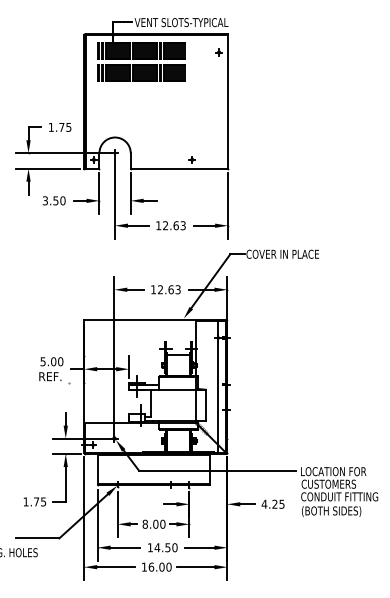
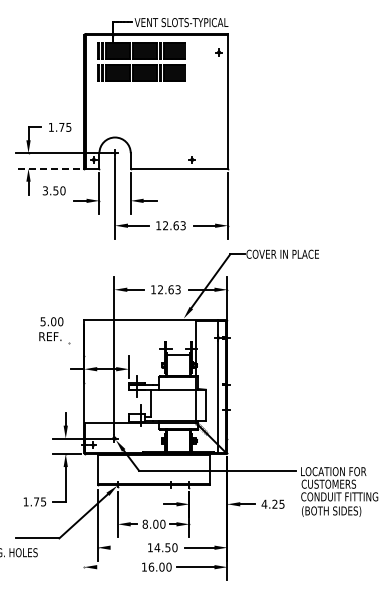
line: solid -> dashed (47, 168)
text position: (53, 200) -> (53, 190) (53, 190)
part position: (54, 370) -> (54, 330) (54, 330)
line: present -> none (84, 518)
line: present -> none (125, 547)
line: present -> none (115, 567)
